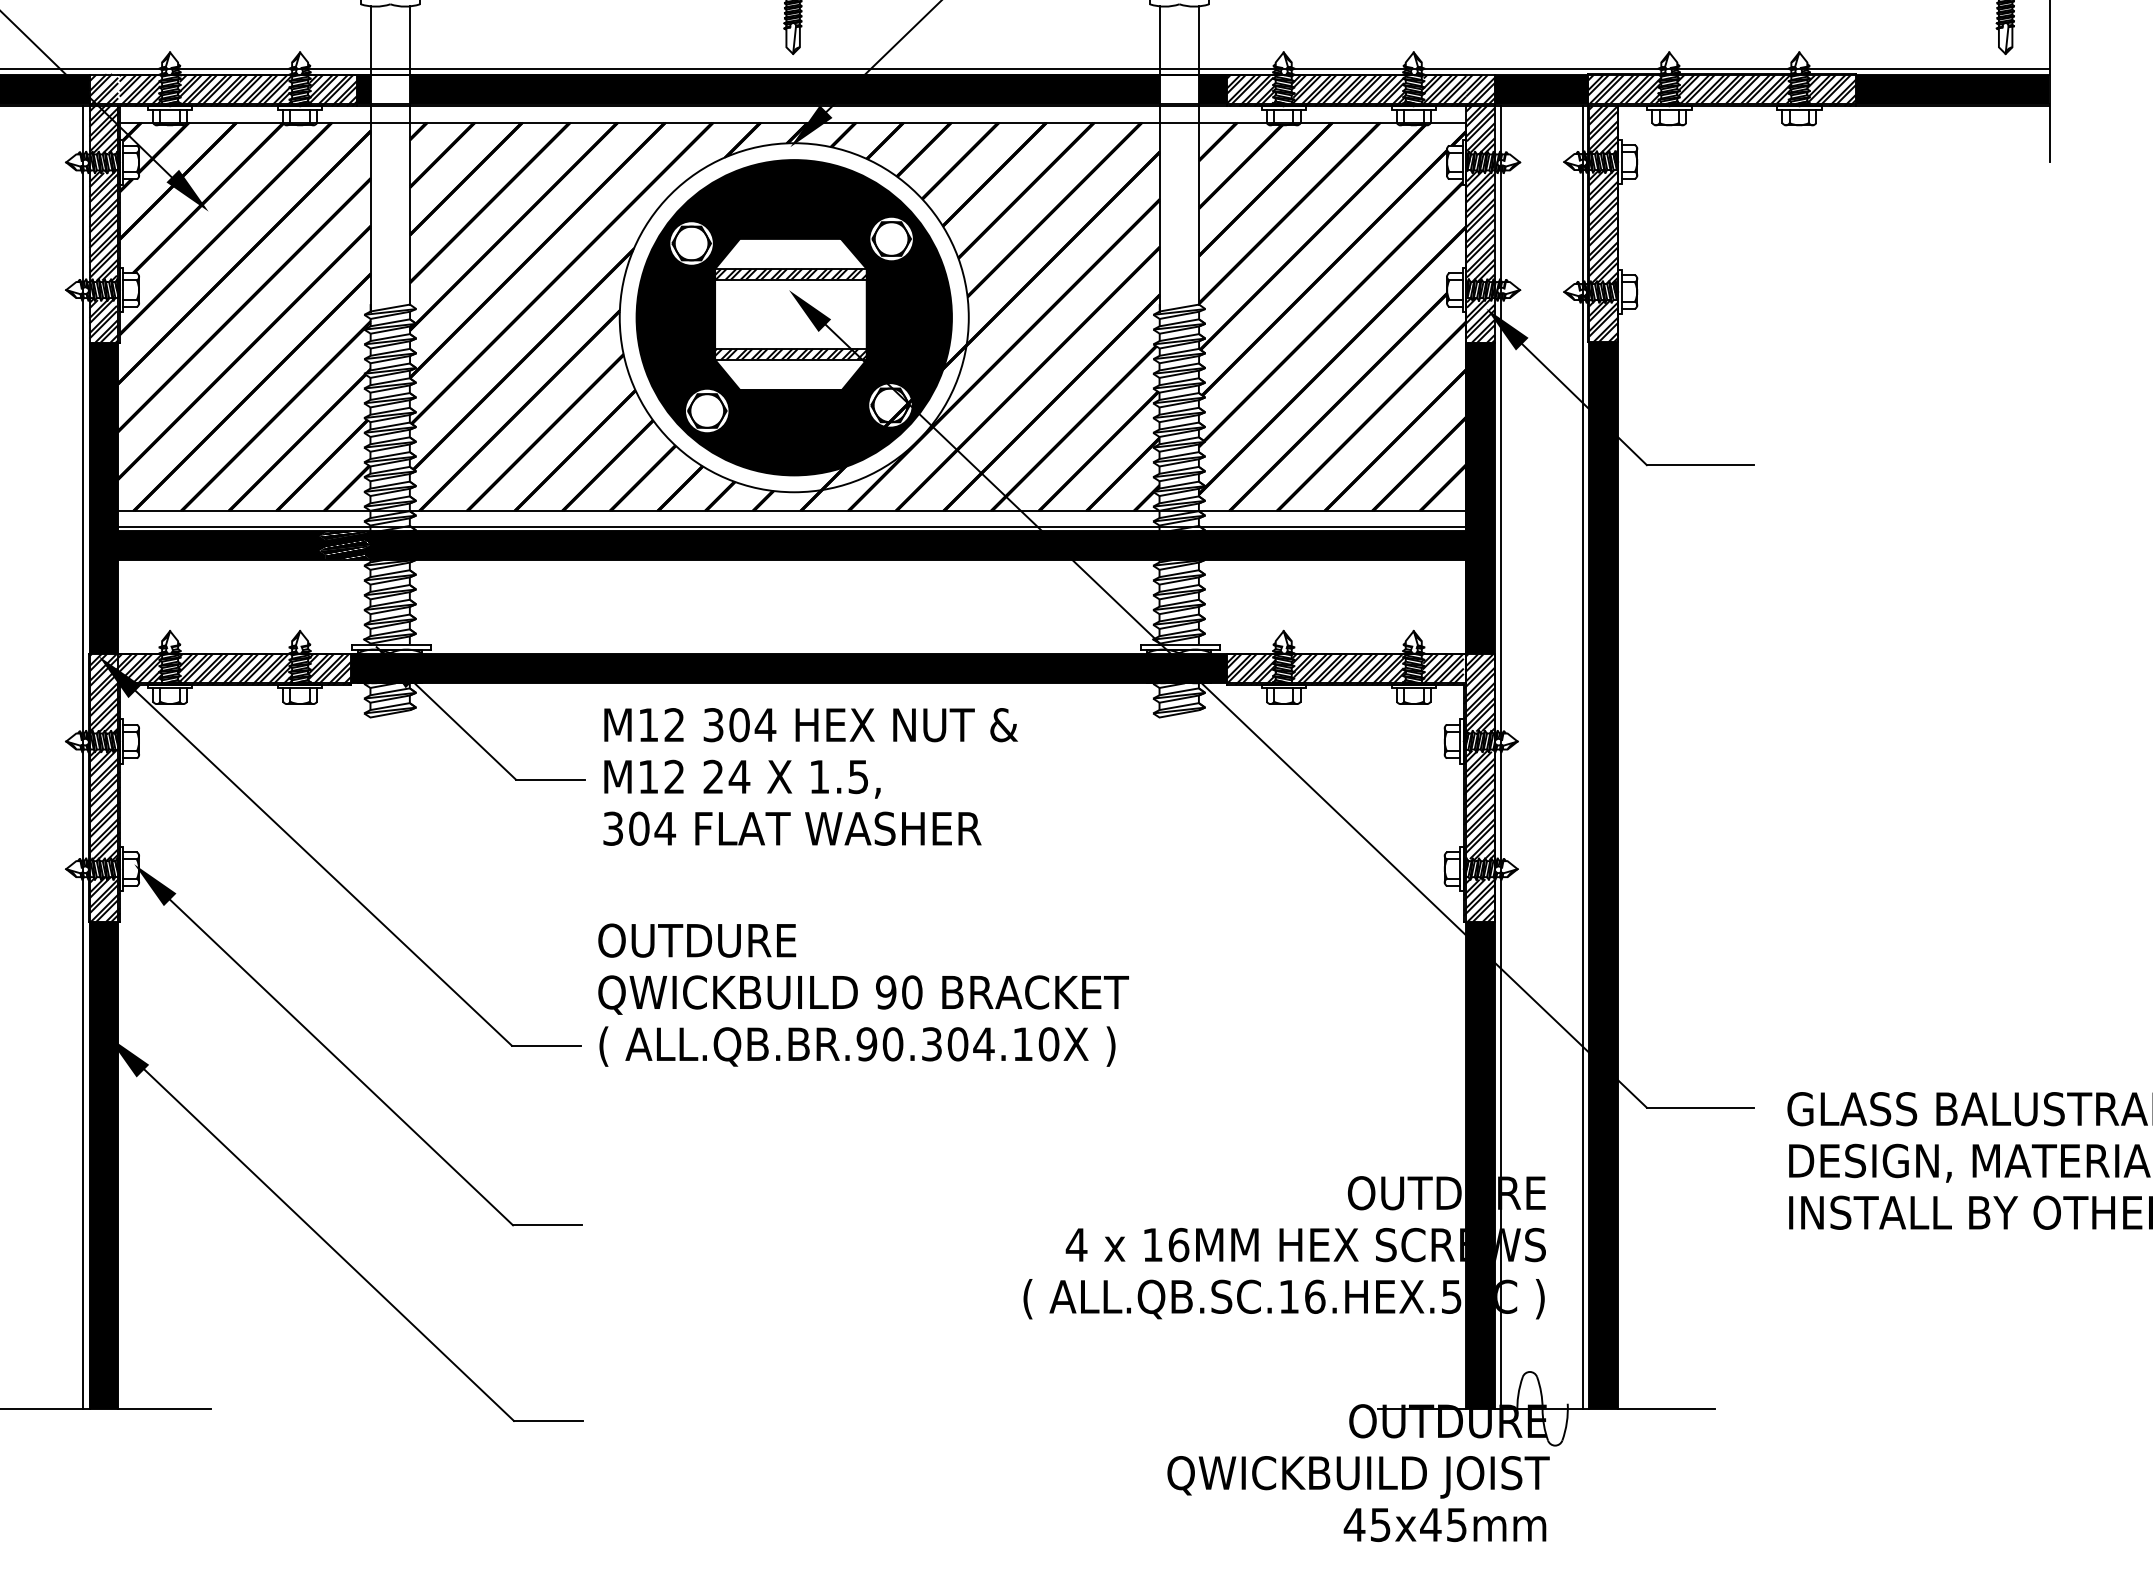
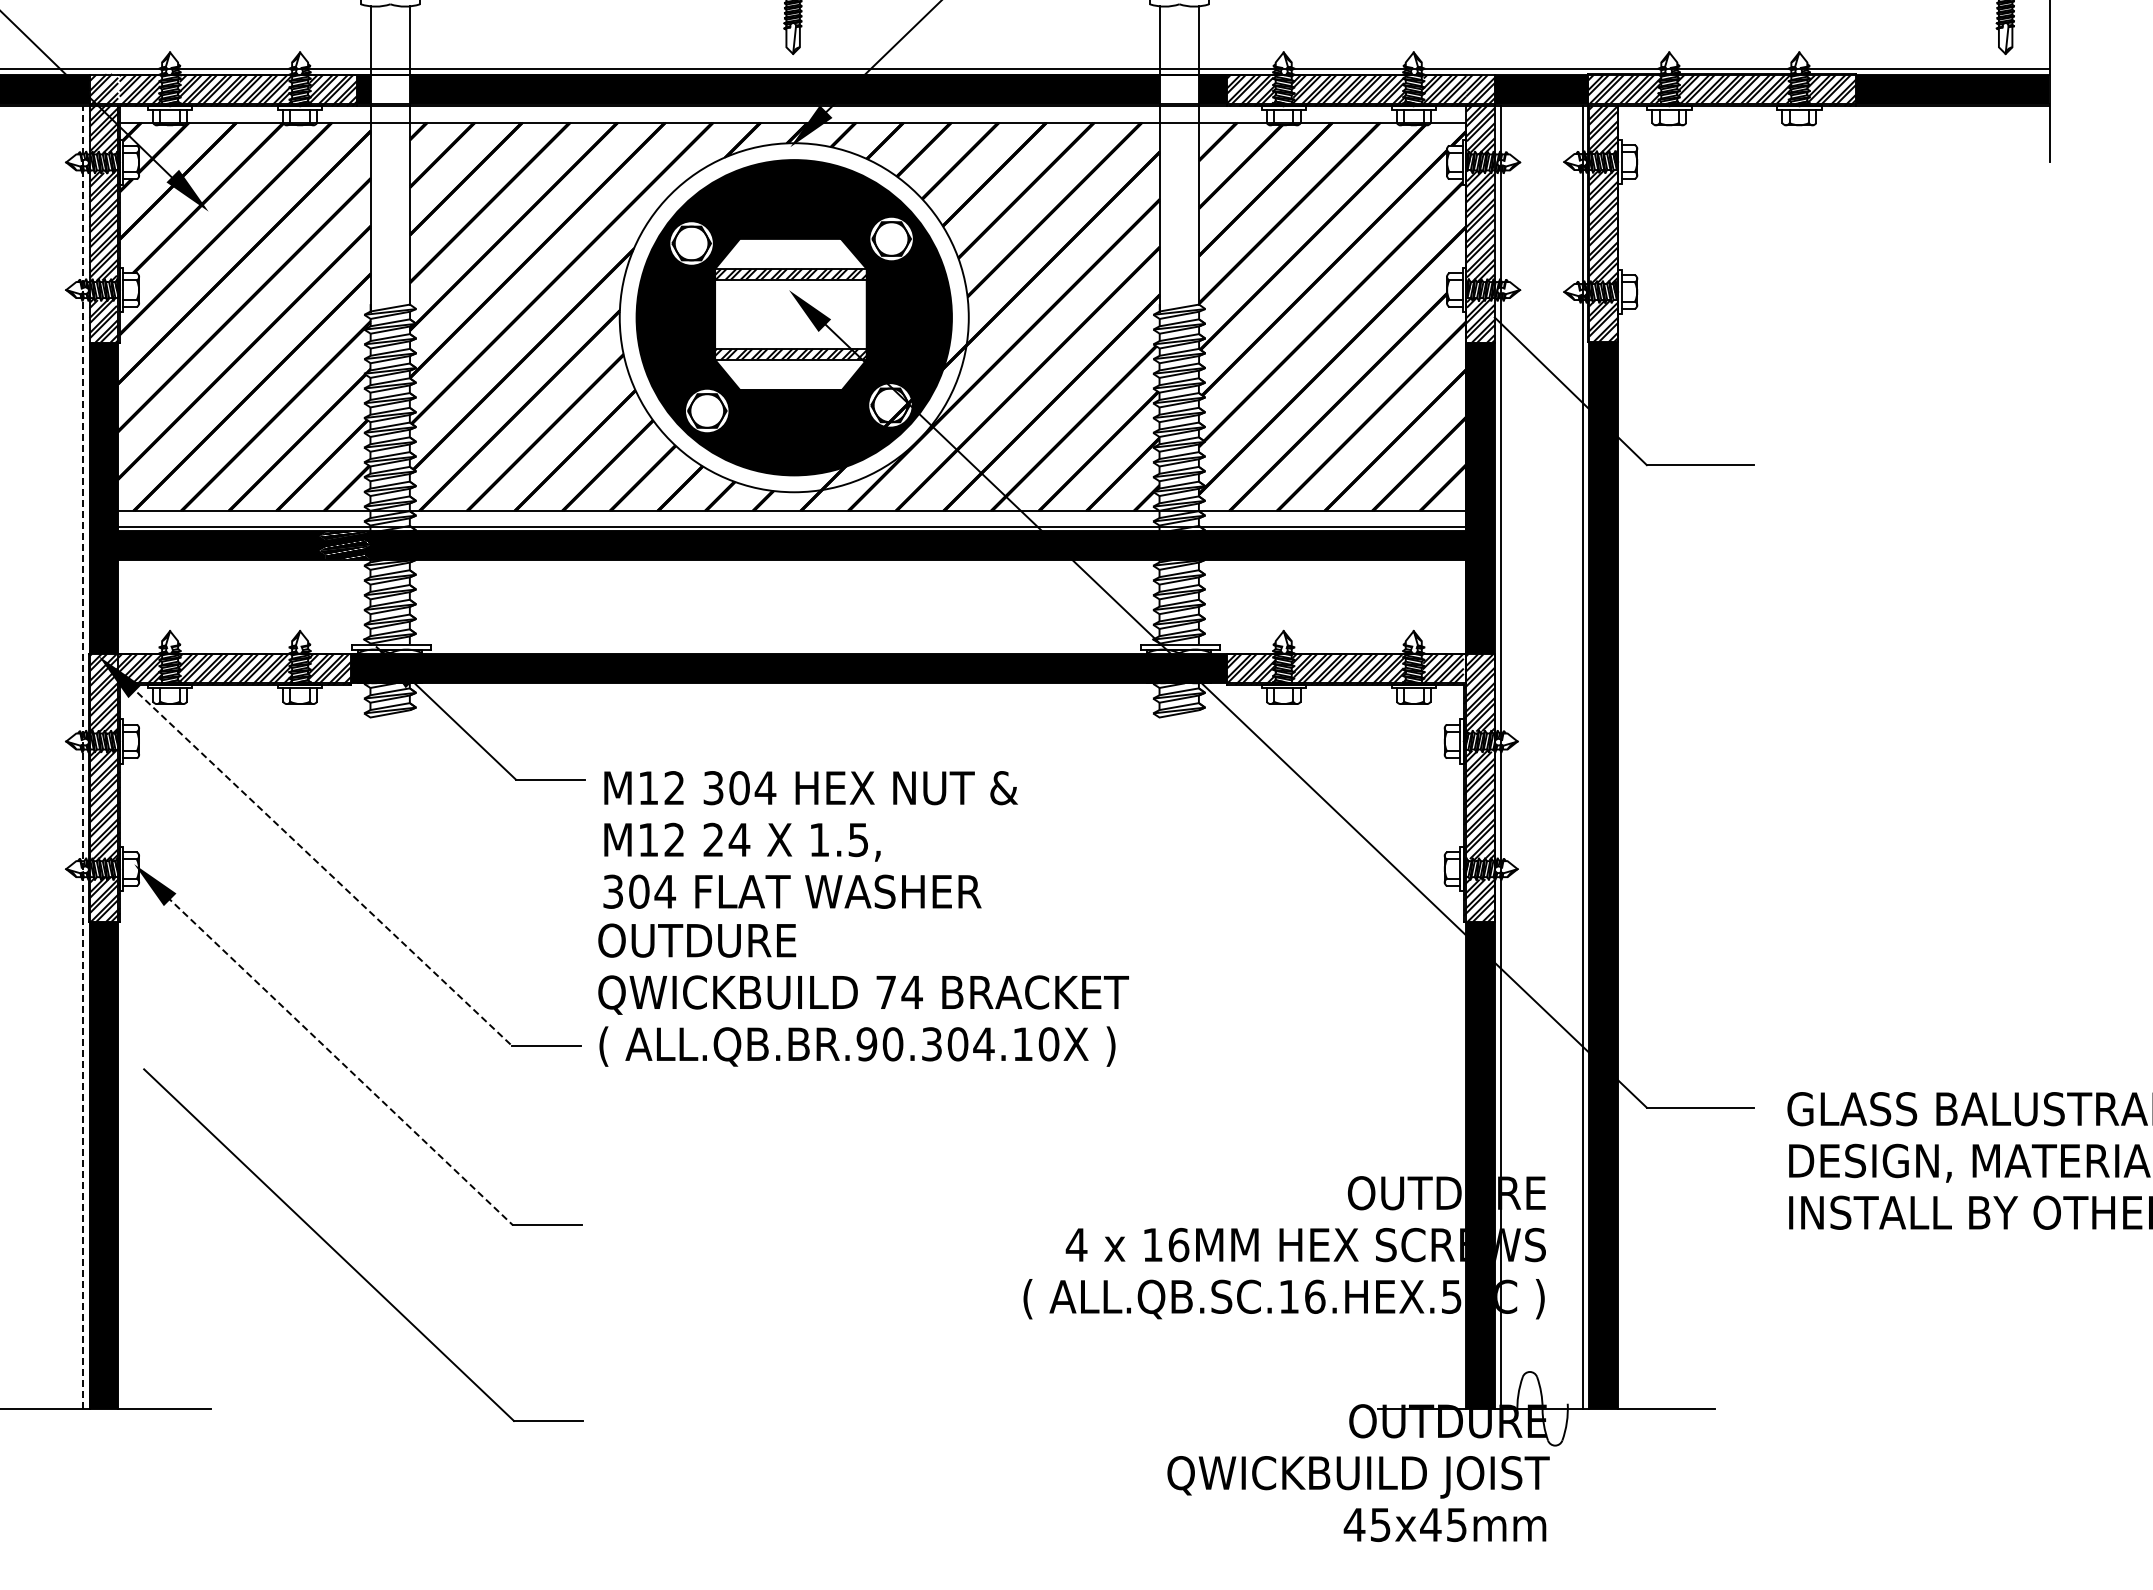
fill: present -> none (1507, 329)
line: solid -> dashed (83, 757)
text position: (810, 776) -> (810, 839) (810, 839)
line: solid -> dashed (320, 865)
text: 90 -> 74 (899, 992)
fill: present -> none (128, 1056)
line: solid -> dashed (339, 1061)
